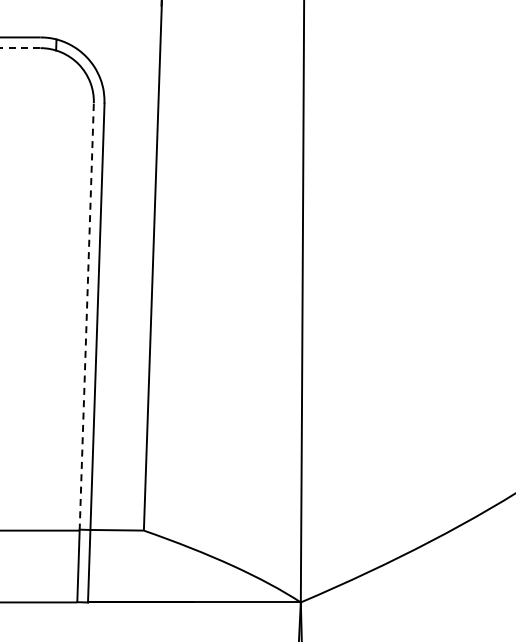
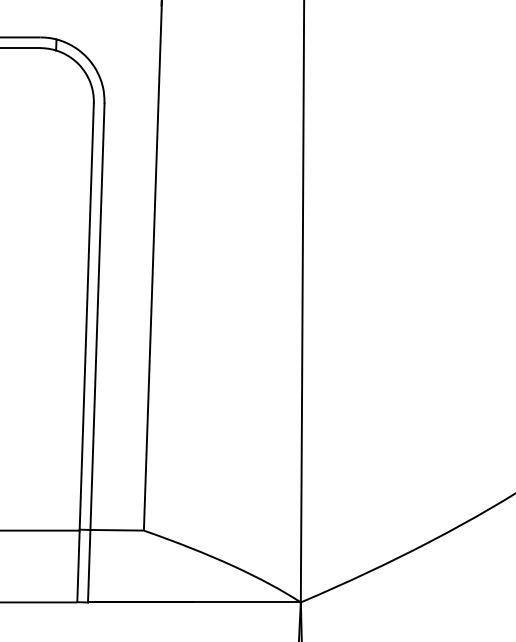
line: dashed -> solid (20, 48)
line: dashed -> solid (86, 317)
